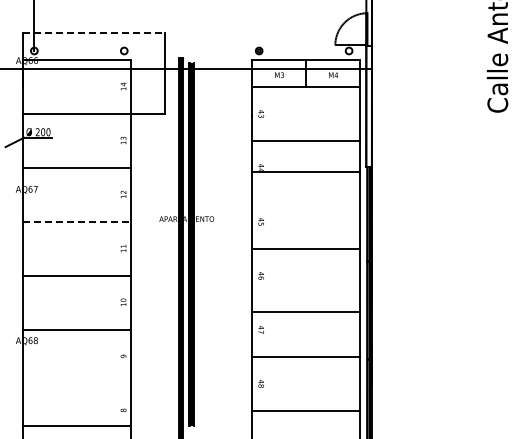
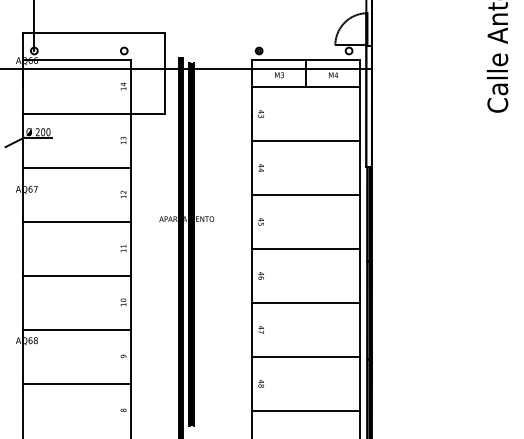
line: dashed -> solid (93, 33)
line position: (306, 172) -> (306, 195) (306, 195)
line: dashed -> solid (77, 222)
line position: (306, 311) -> (306, 302) (306, 302)
line position: (77, 425) -> (77, 383) (77, 383)
